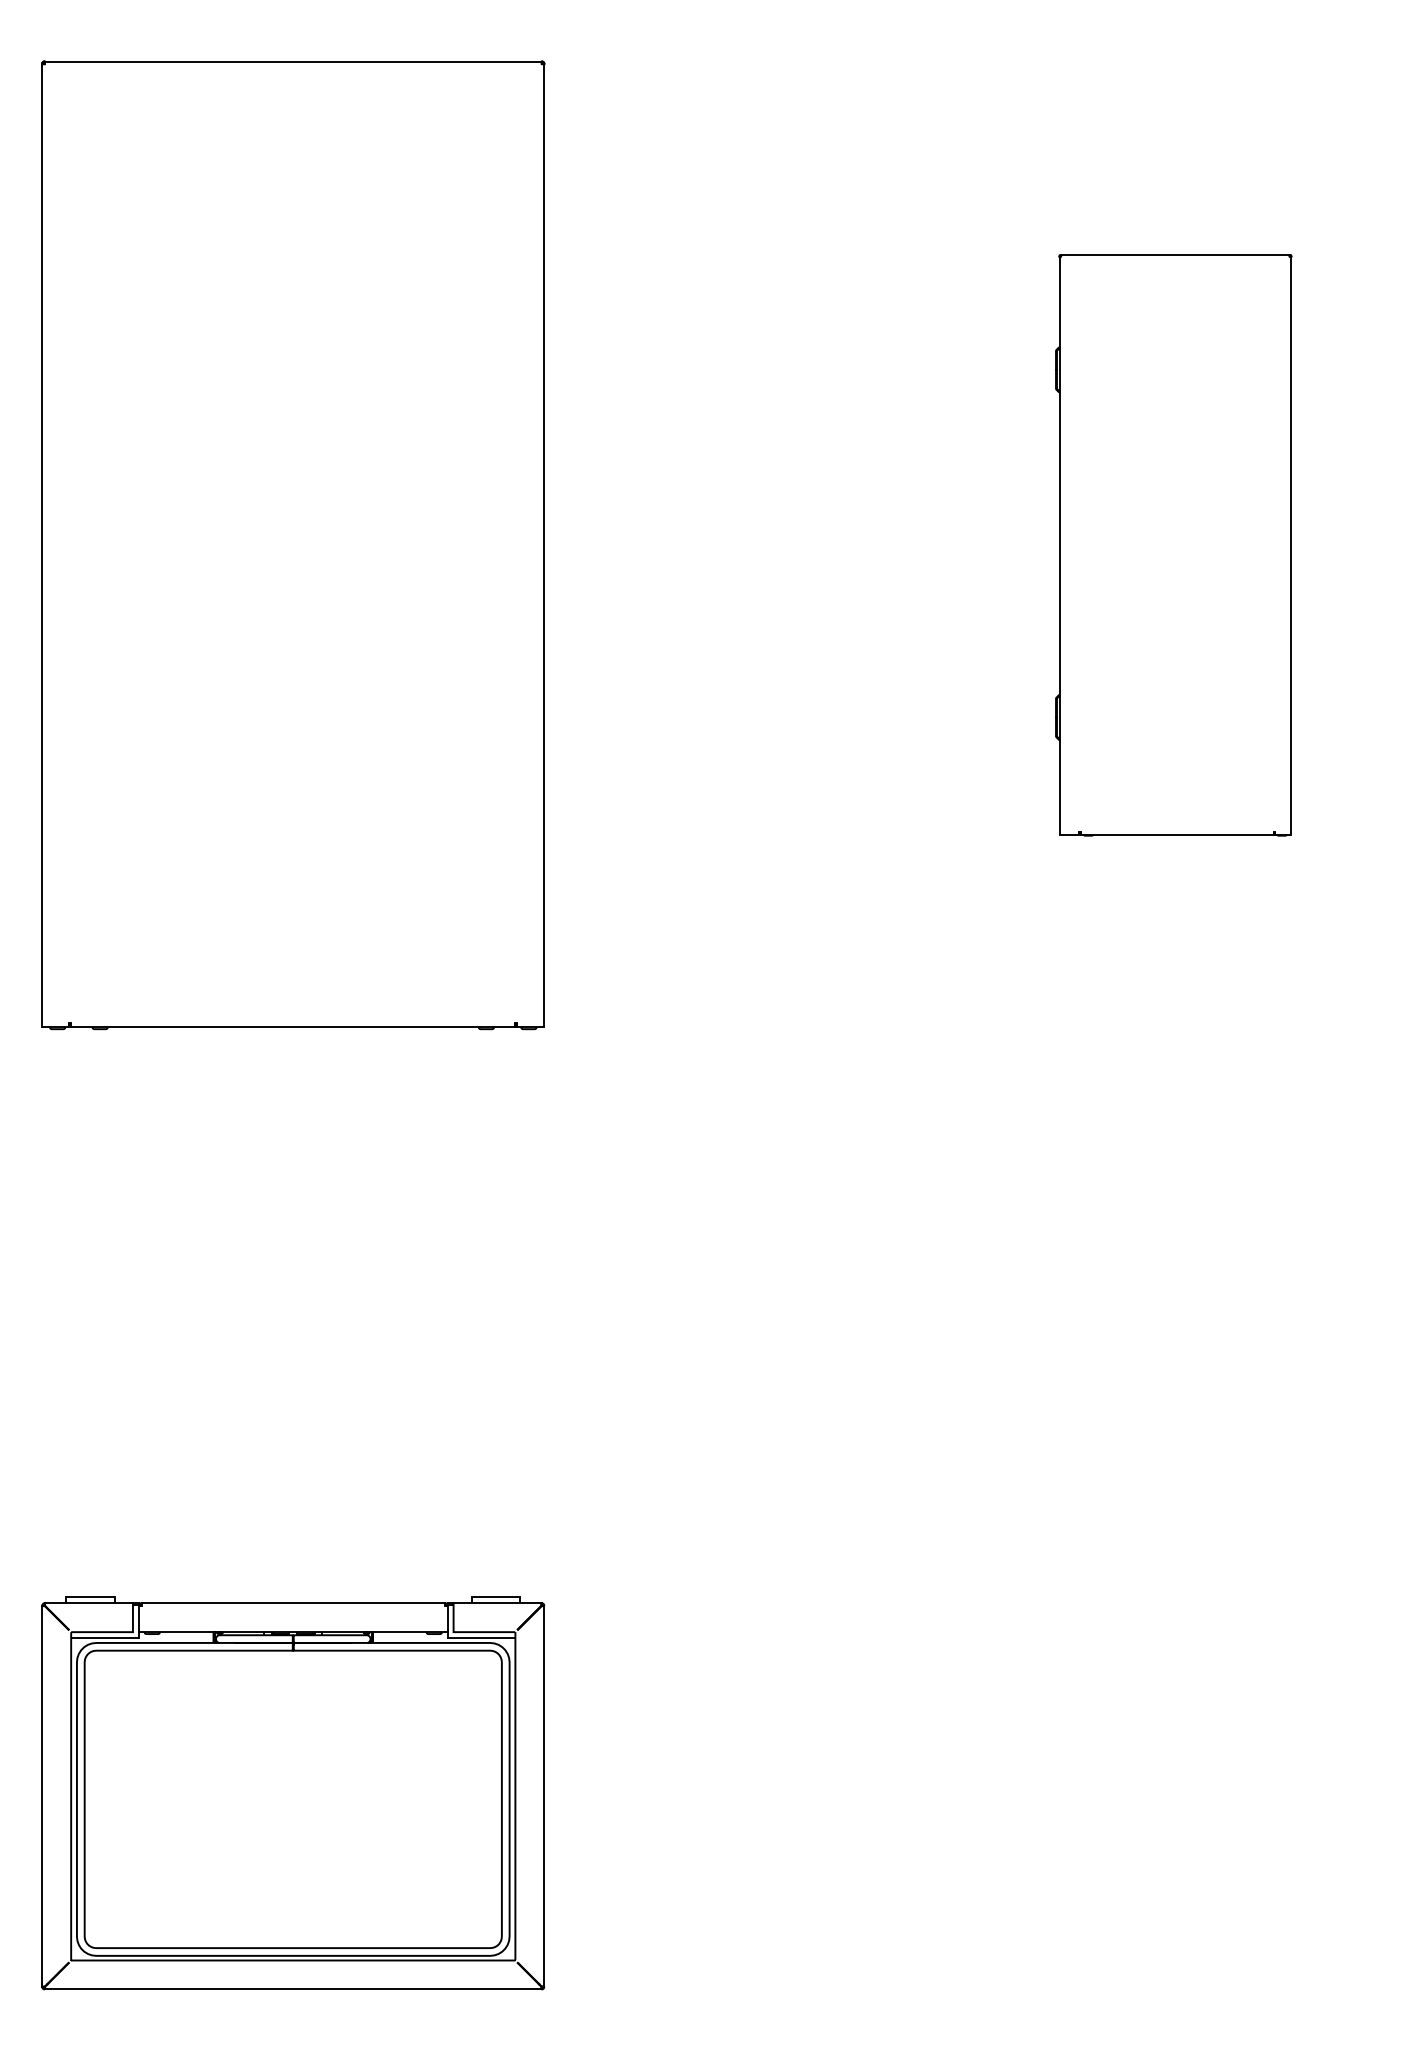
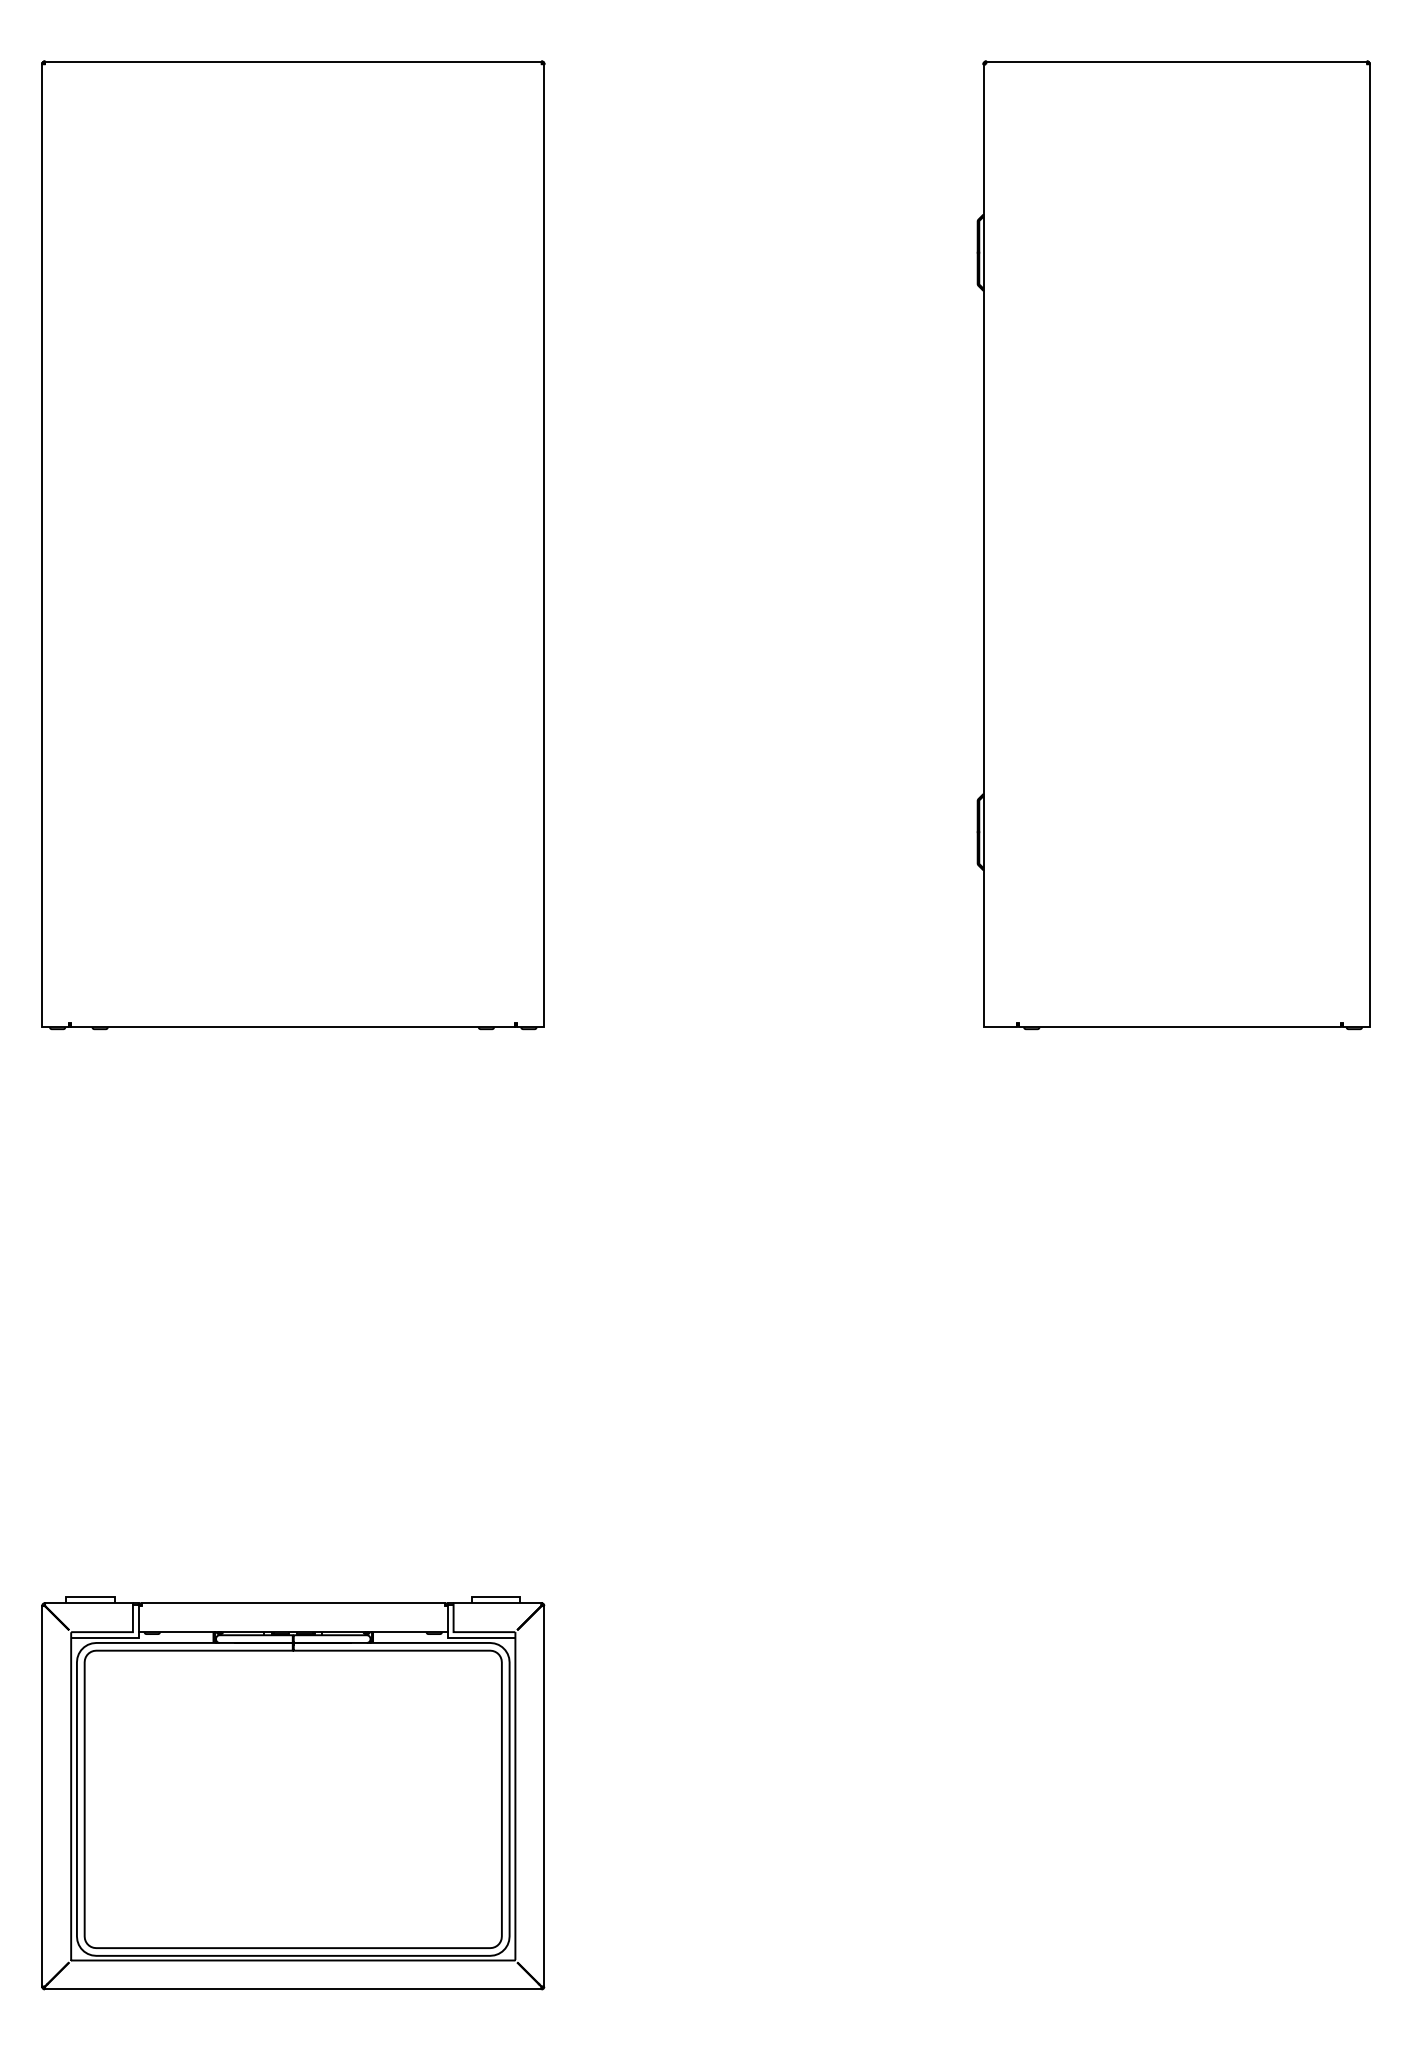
part size: 238x583 px -> 395x971 px (1173, 545)
